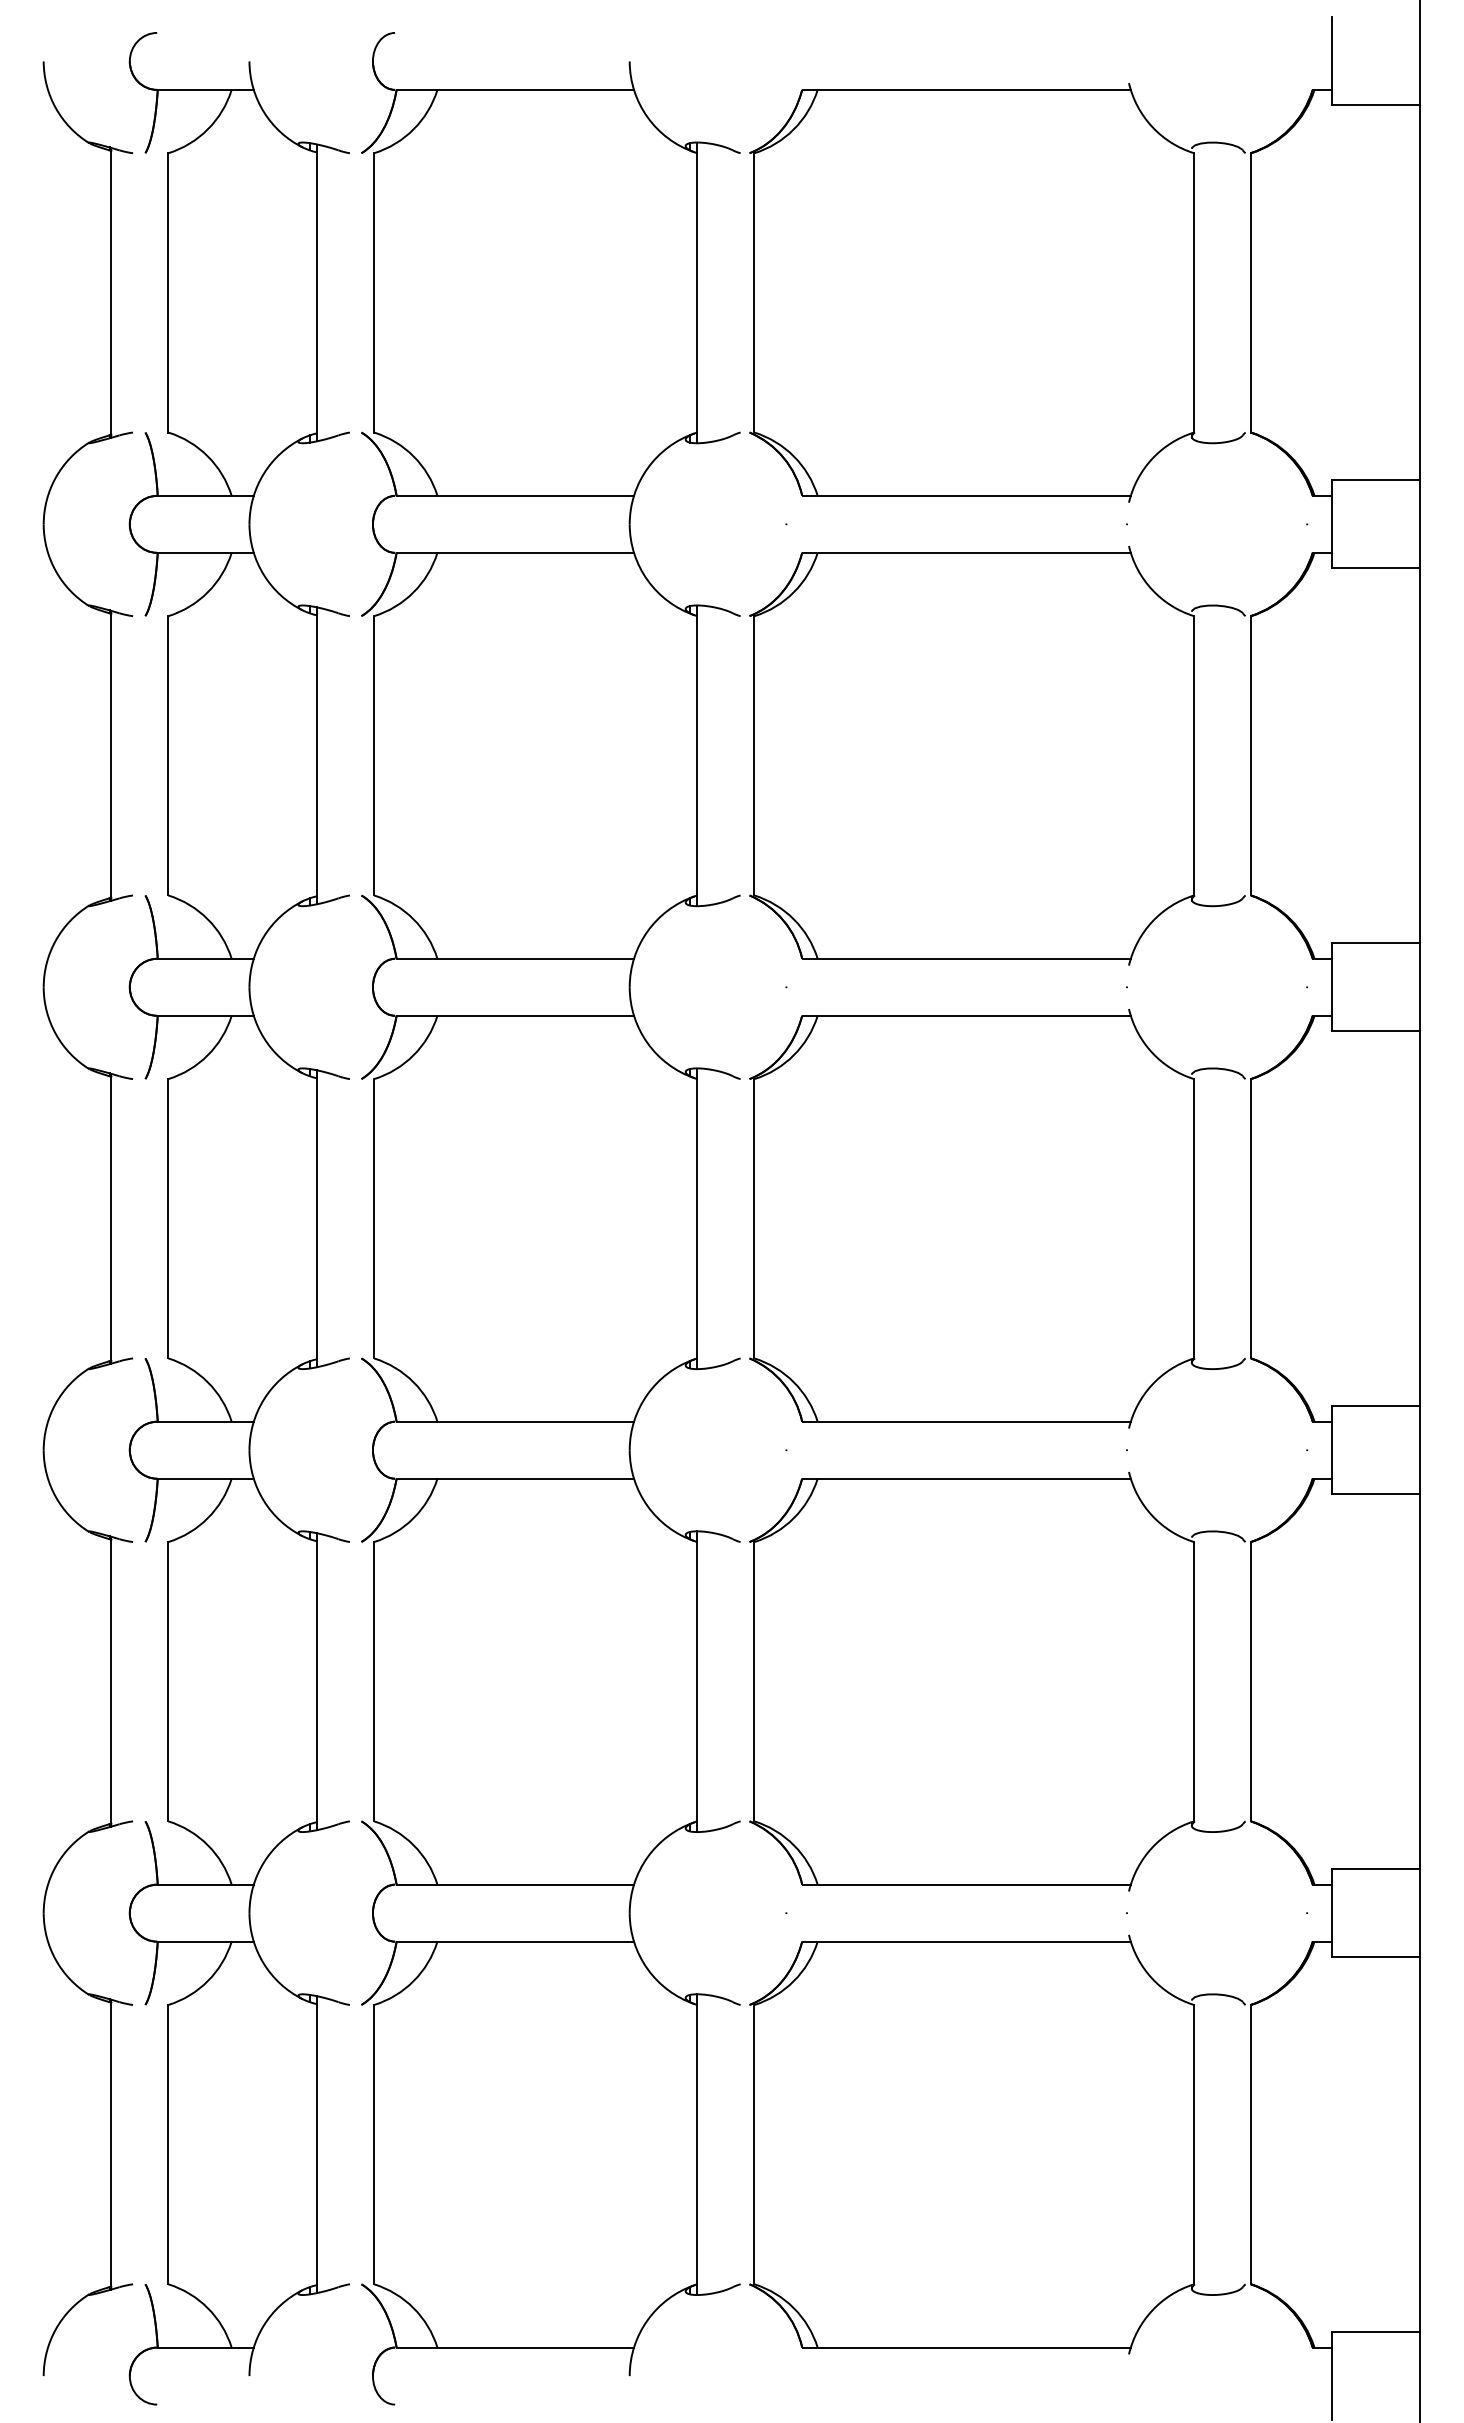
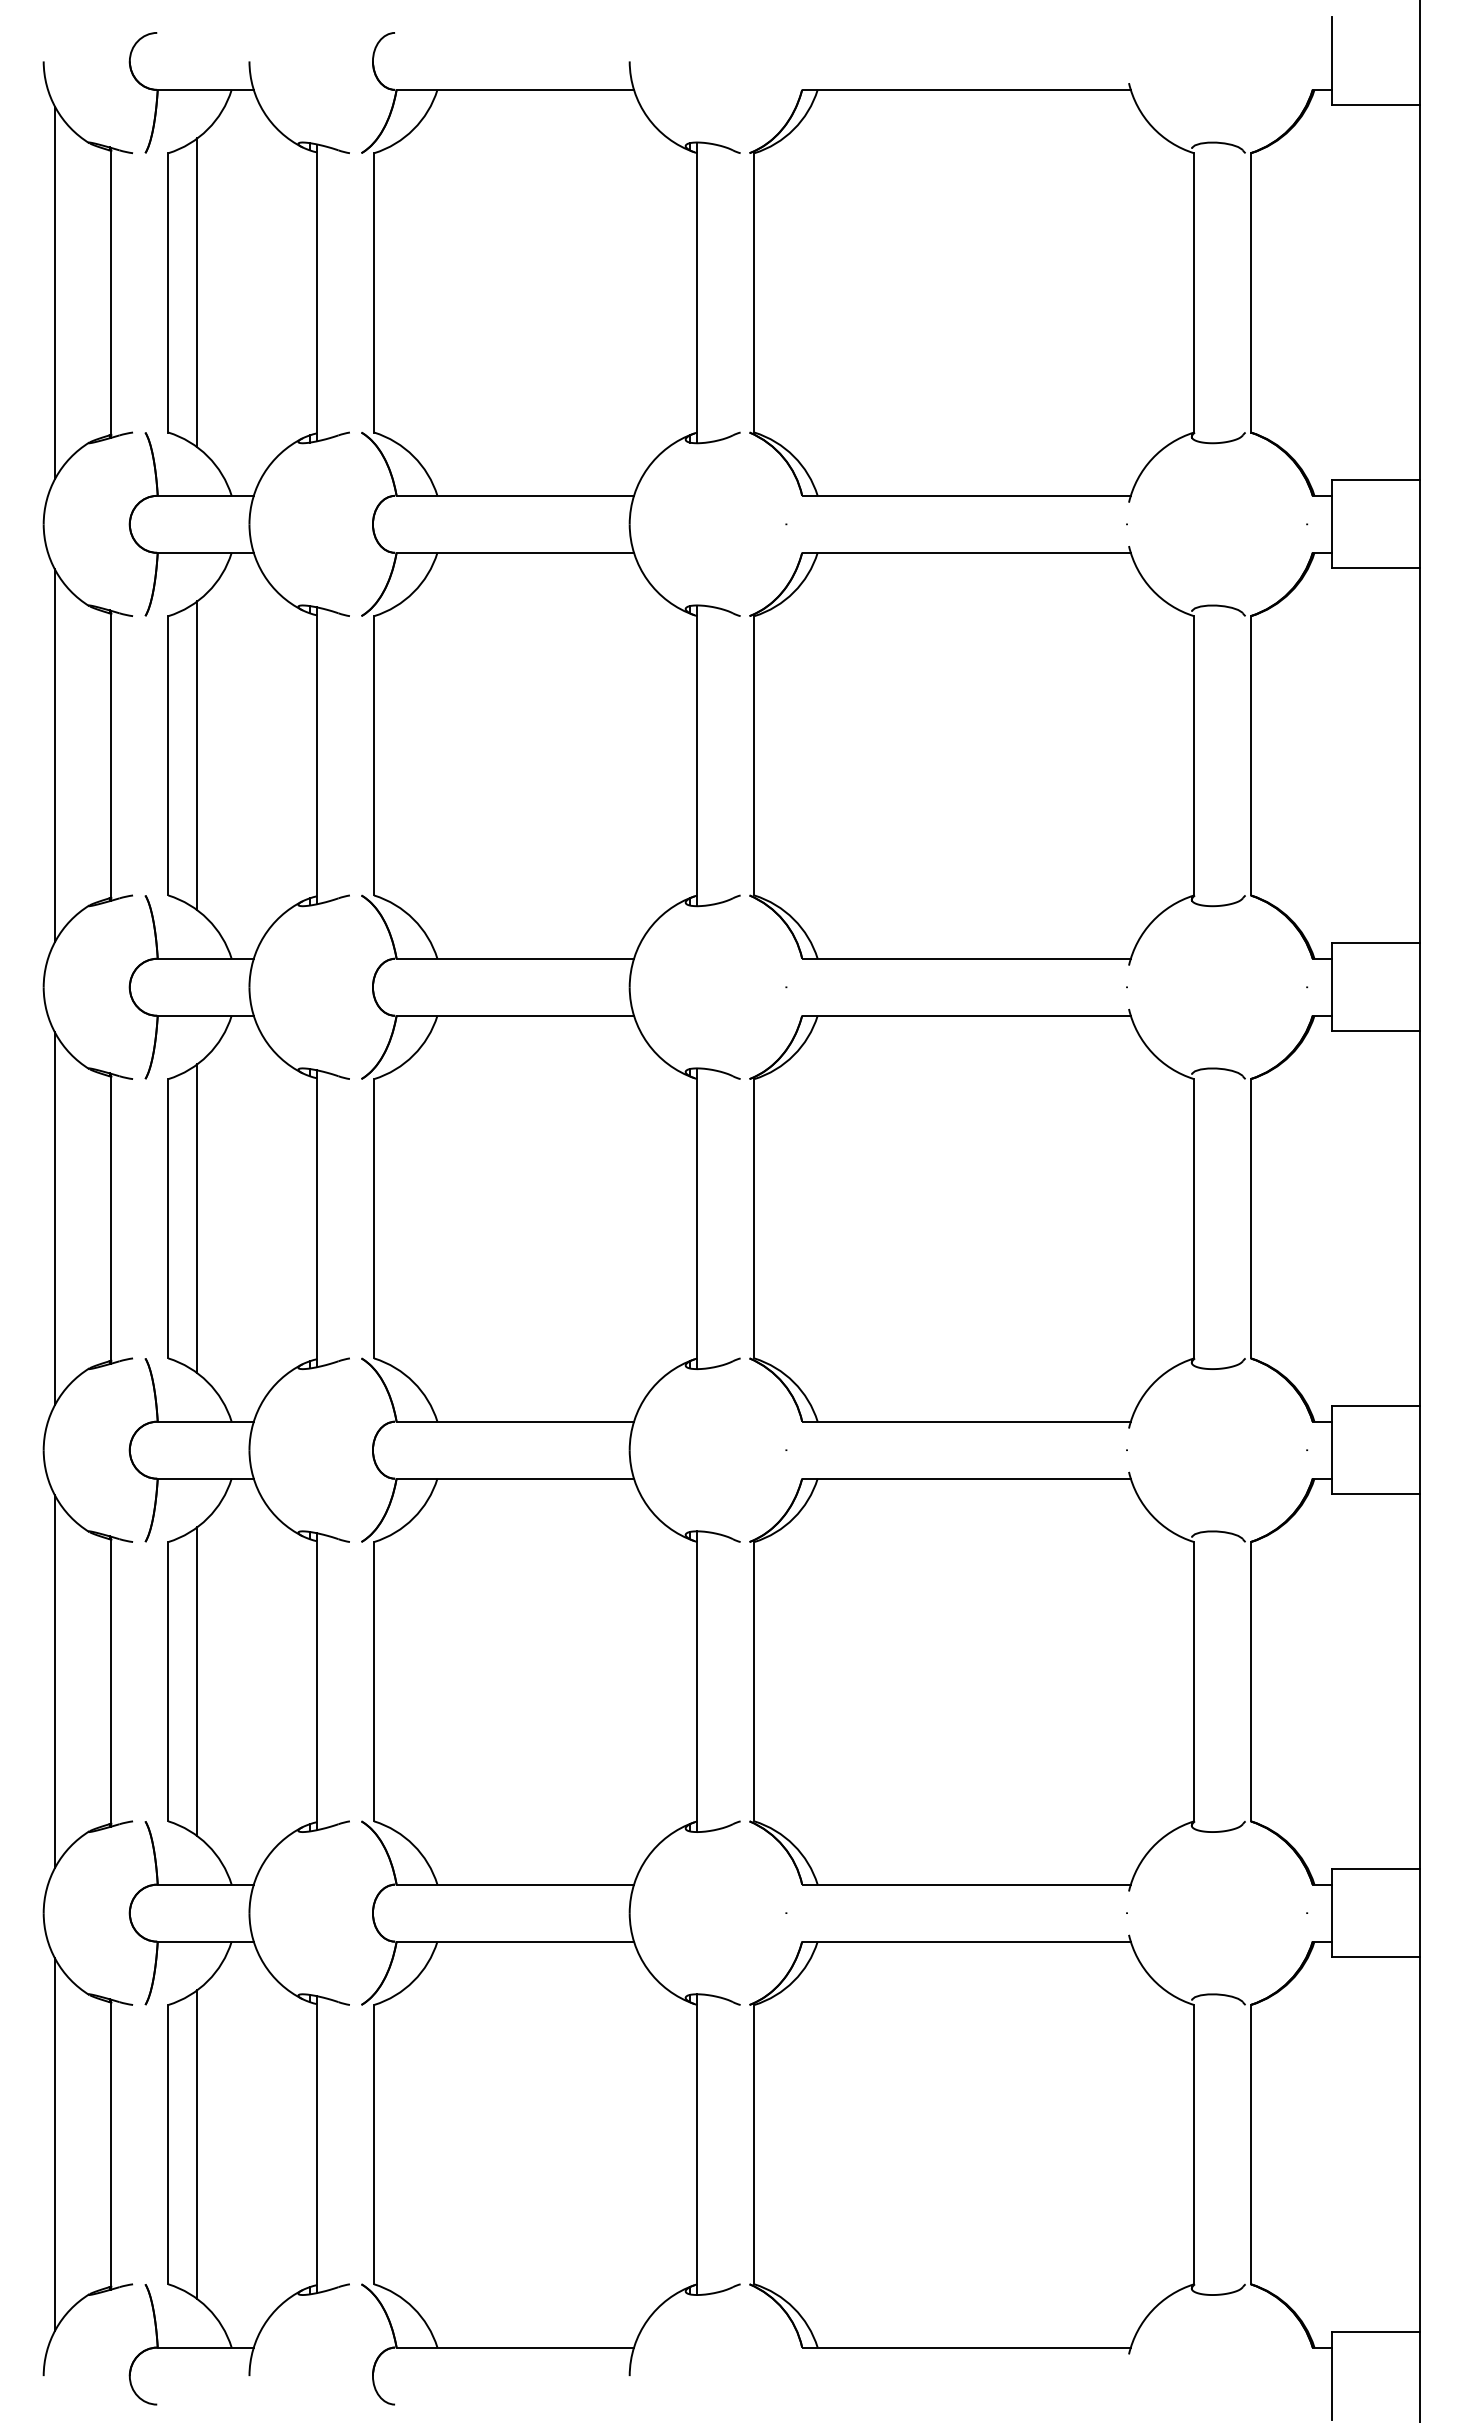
line: none -> present (54, 292)
line: none -> present (197, 292)
line: none -> present (54, 755)
line: none -> present (197, 755)
line: none -> present (54, 1218)
line: none -> present (197, 1218)
line: none -> present (54, 1681)
line: none -> present (197, 1681)
line: none -> present (54, 2144)
line: none -> present (197, 2144)
